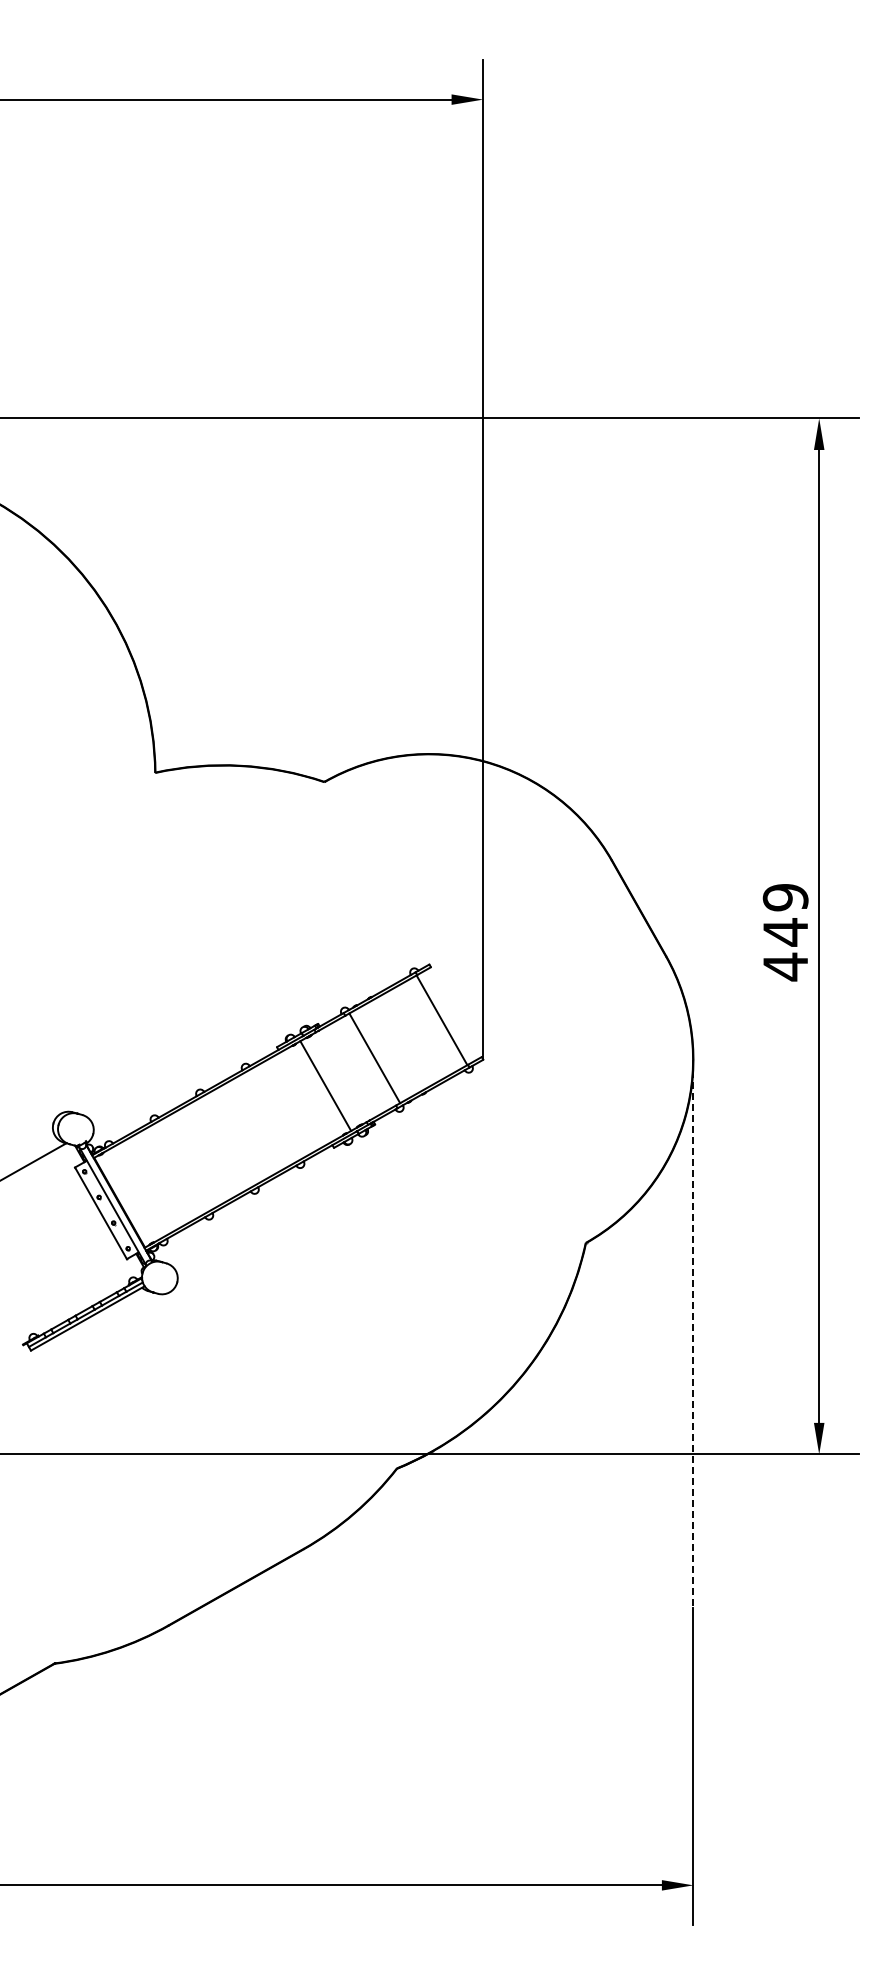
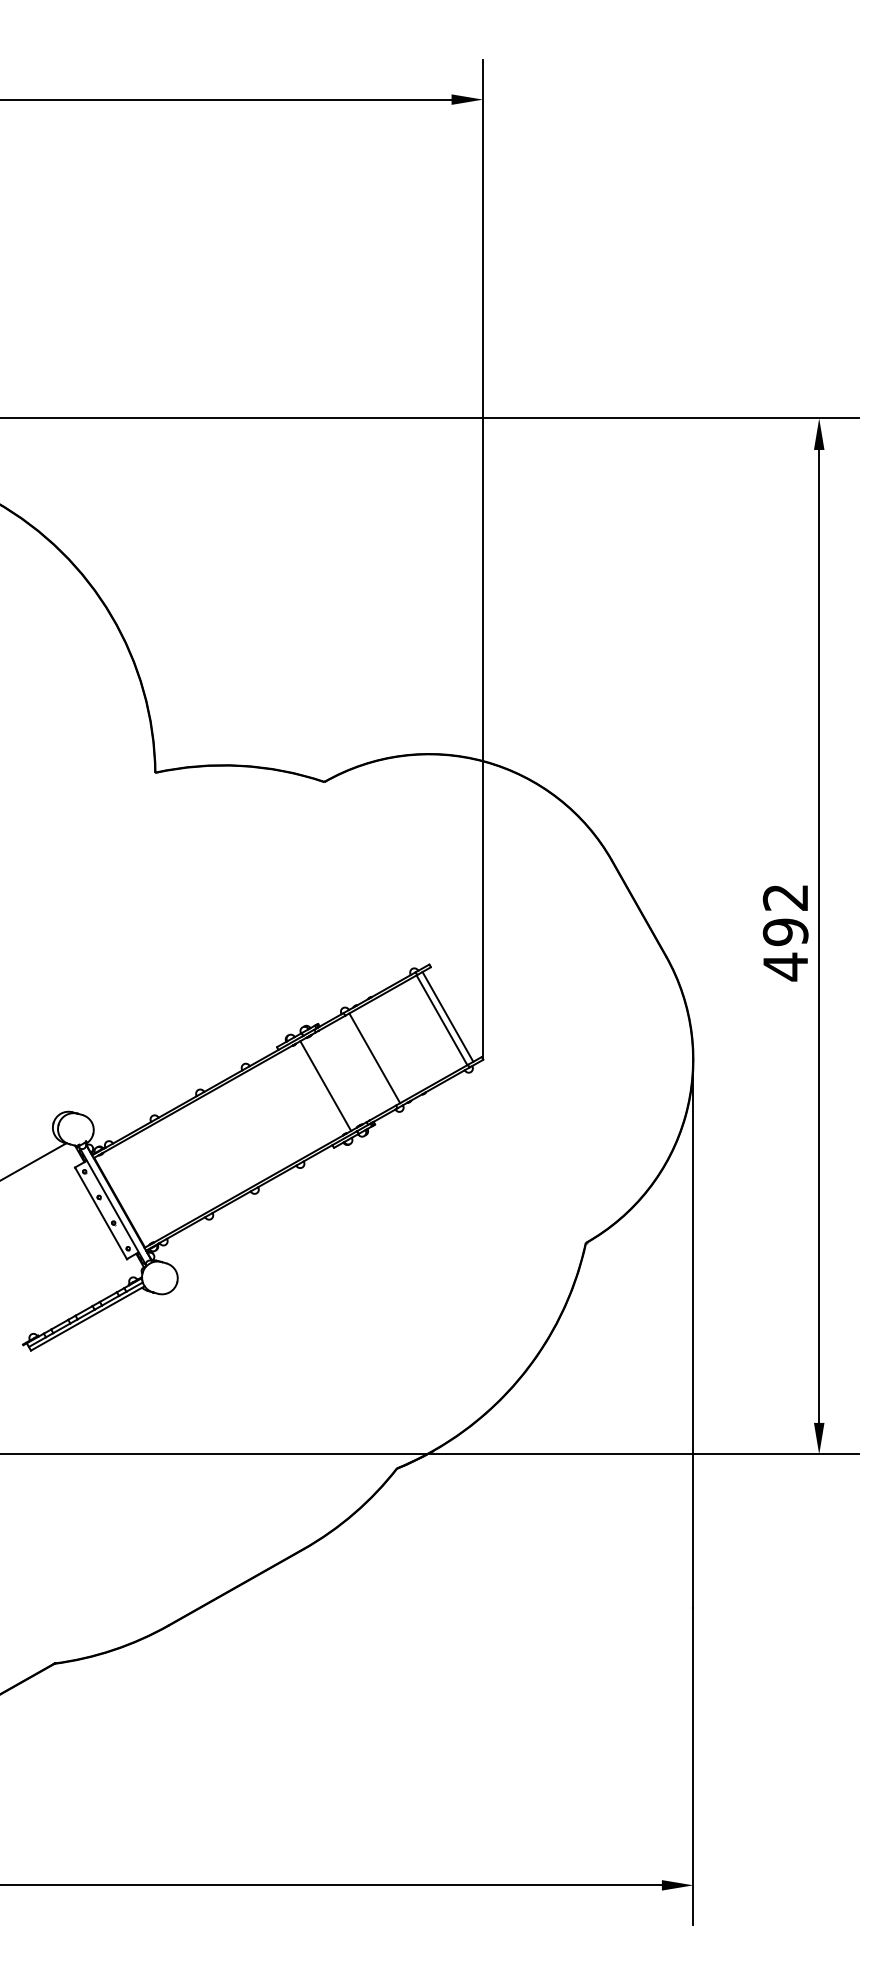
text: 449 -> 492 (785, 915)
line: none -> present (447, 1016)
line: dashed -> solid (693, 1333)
